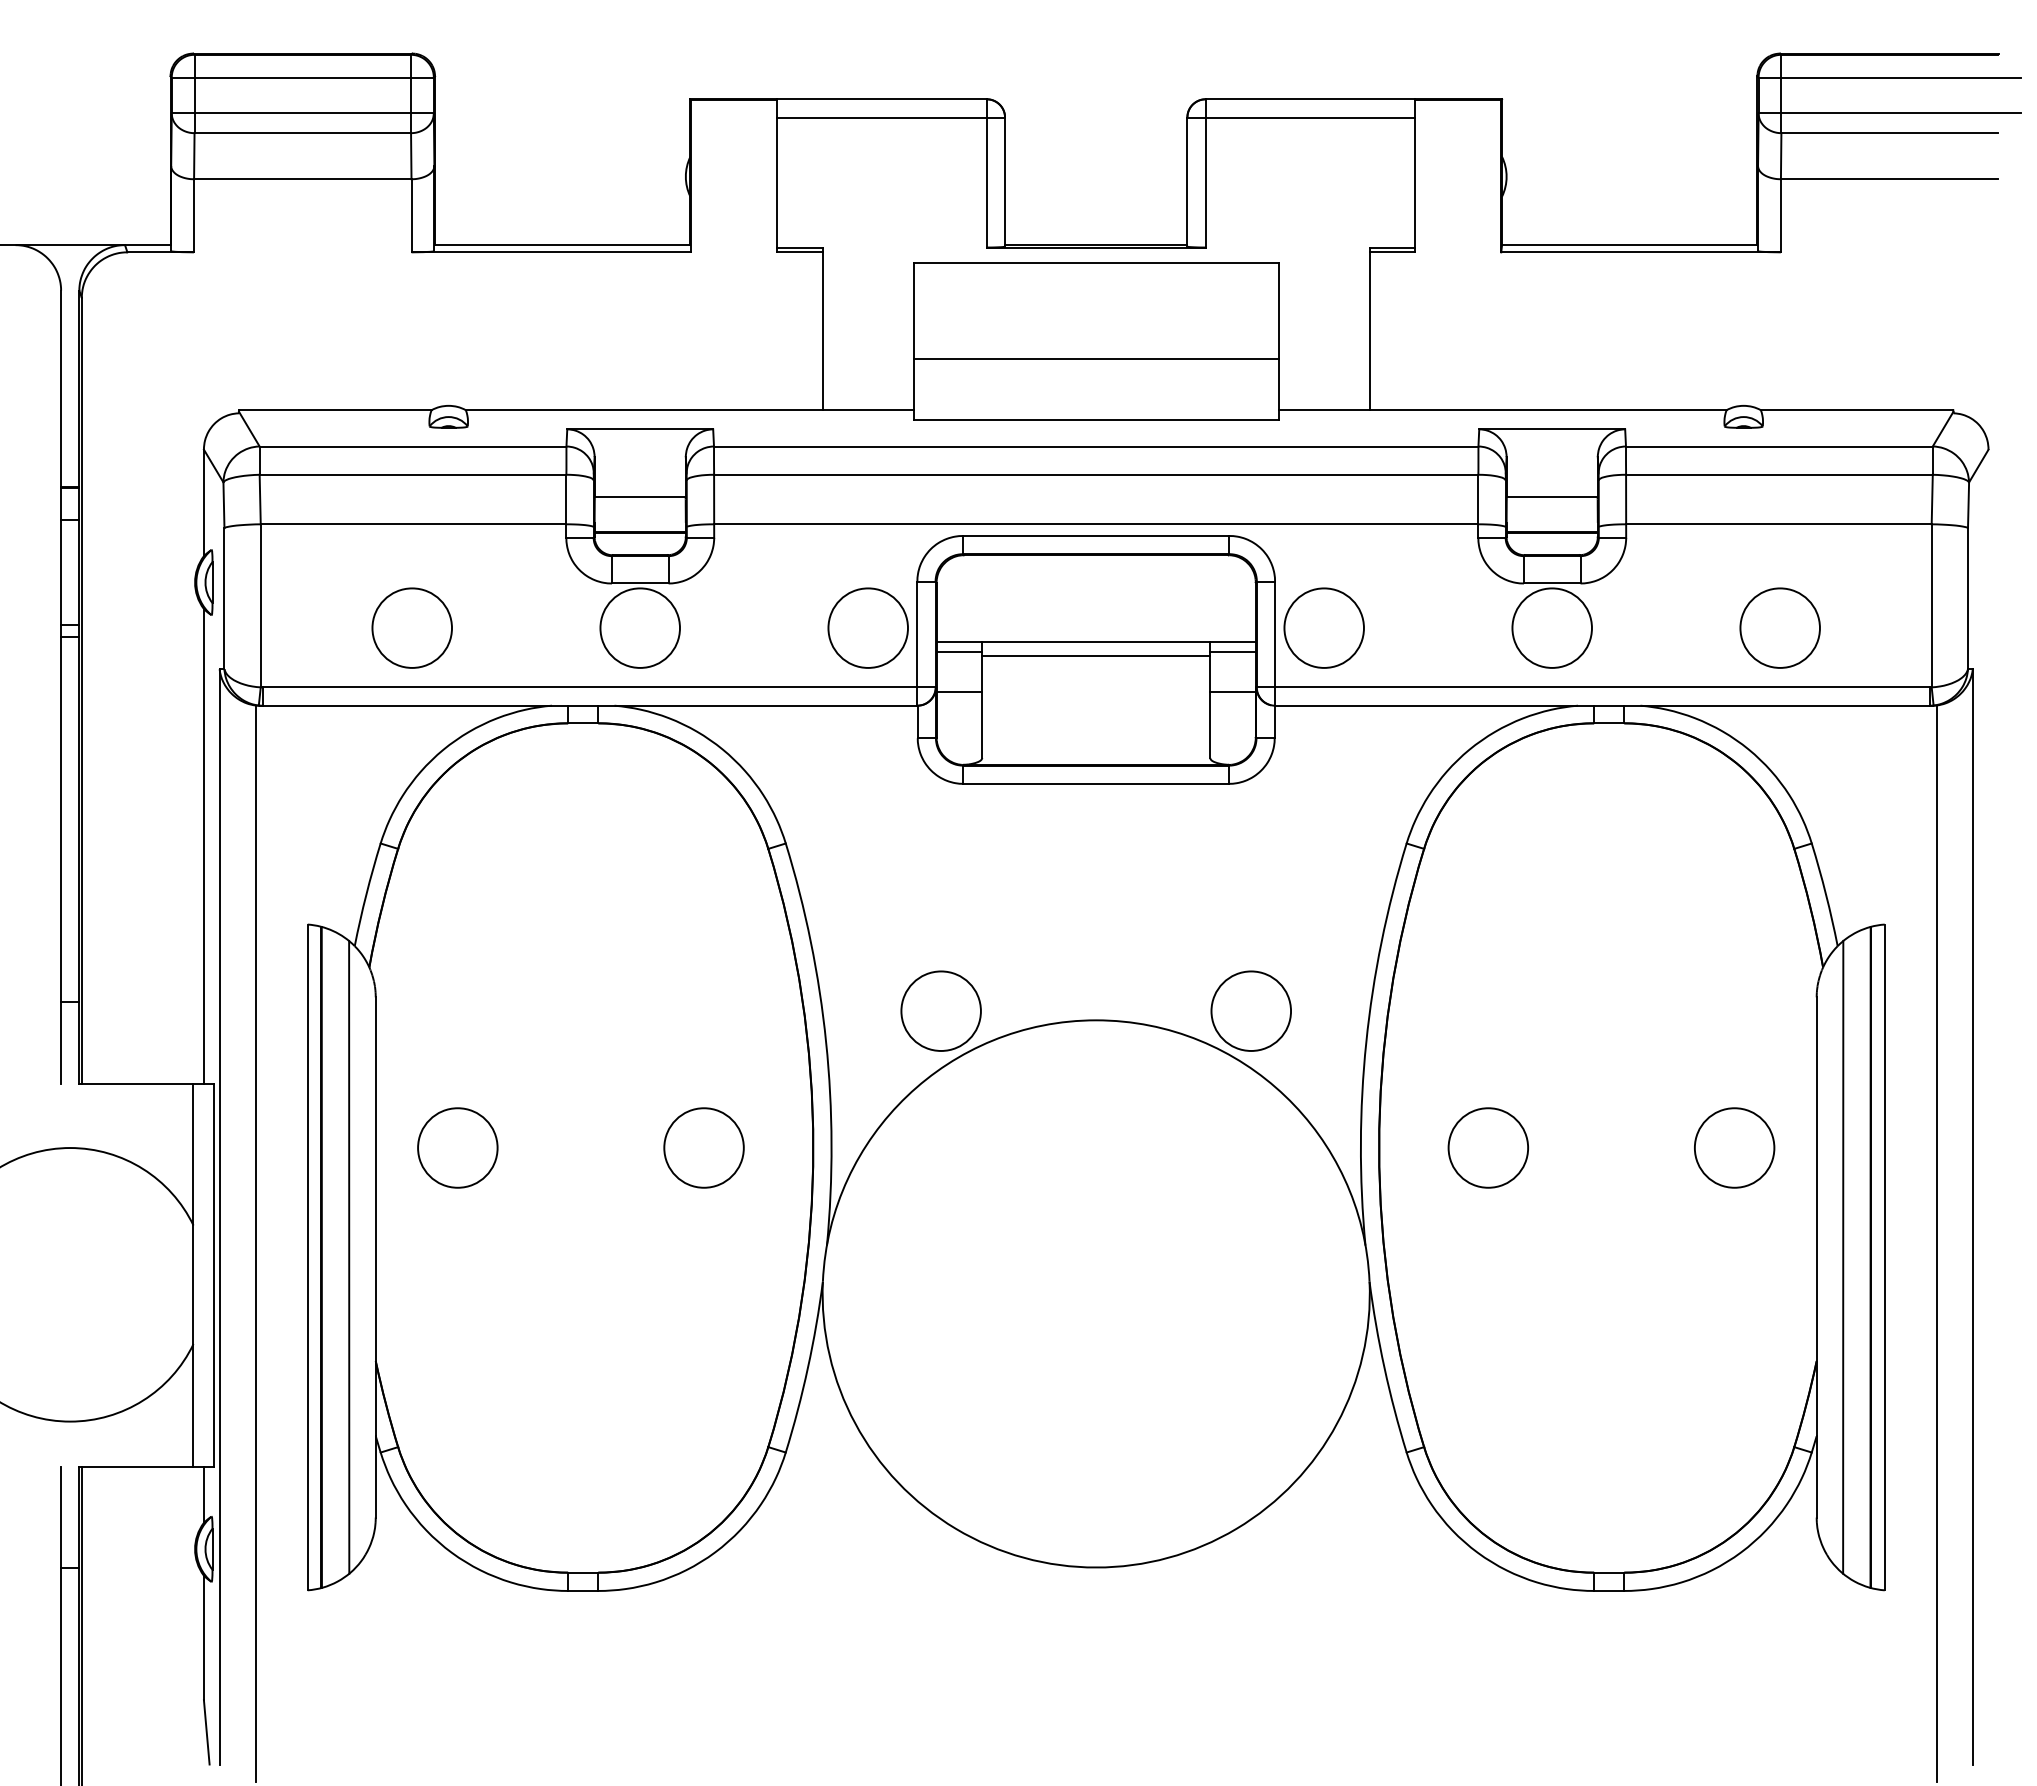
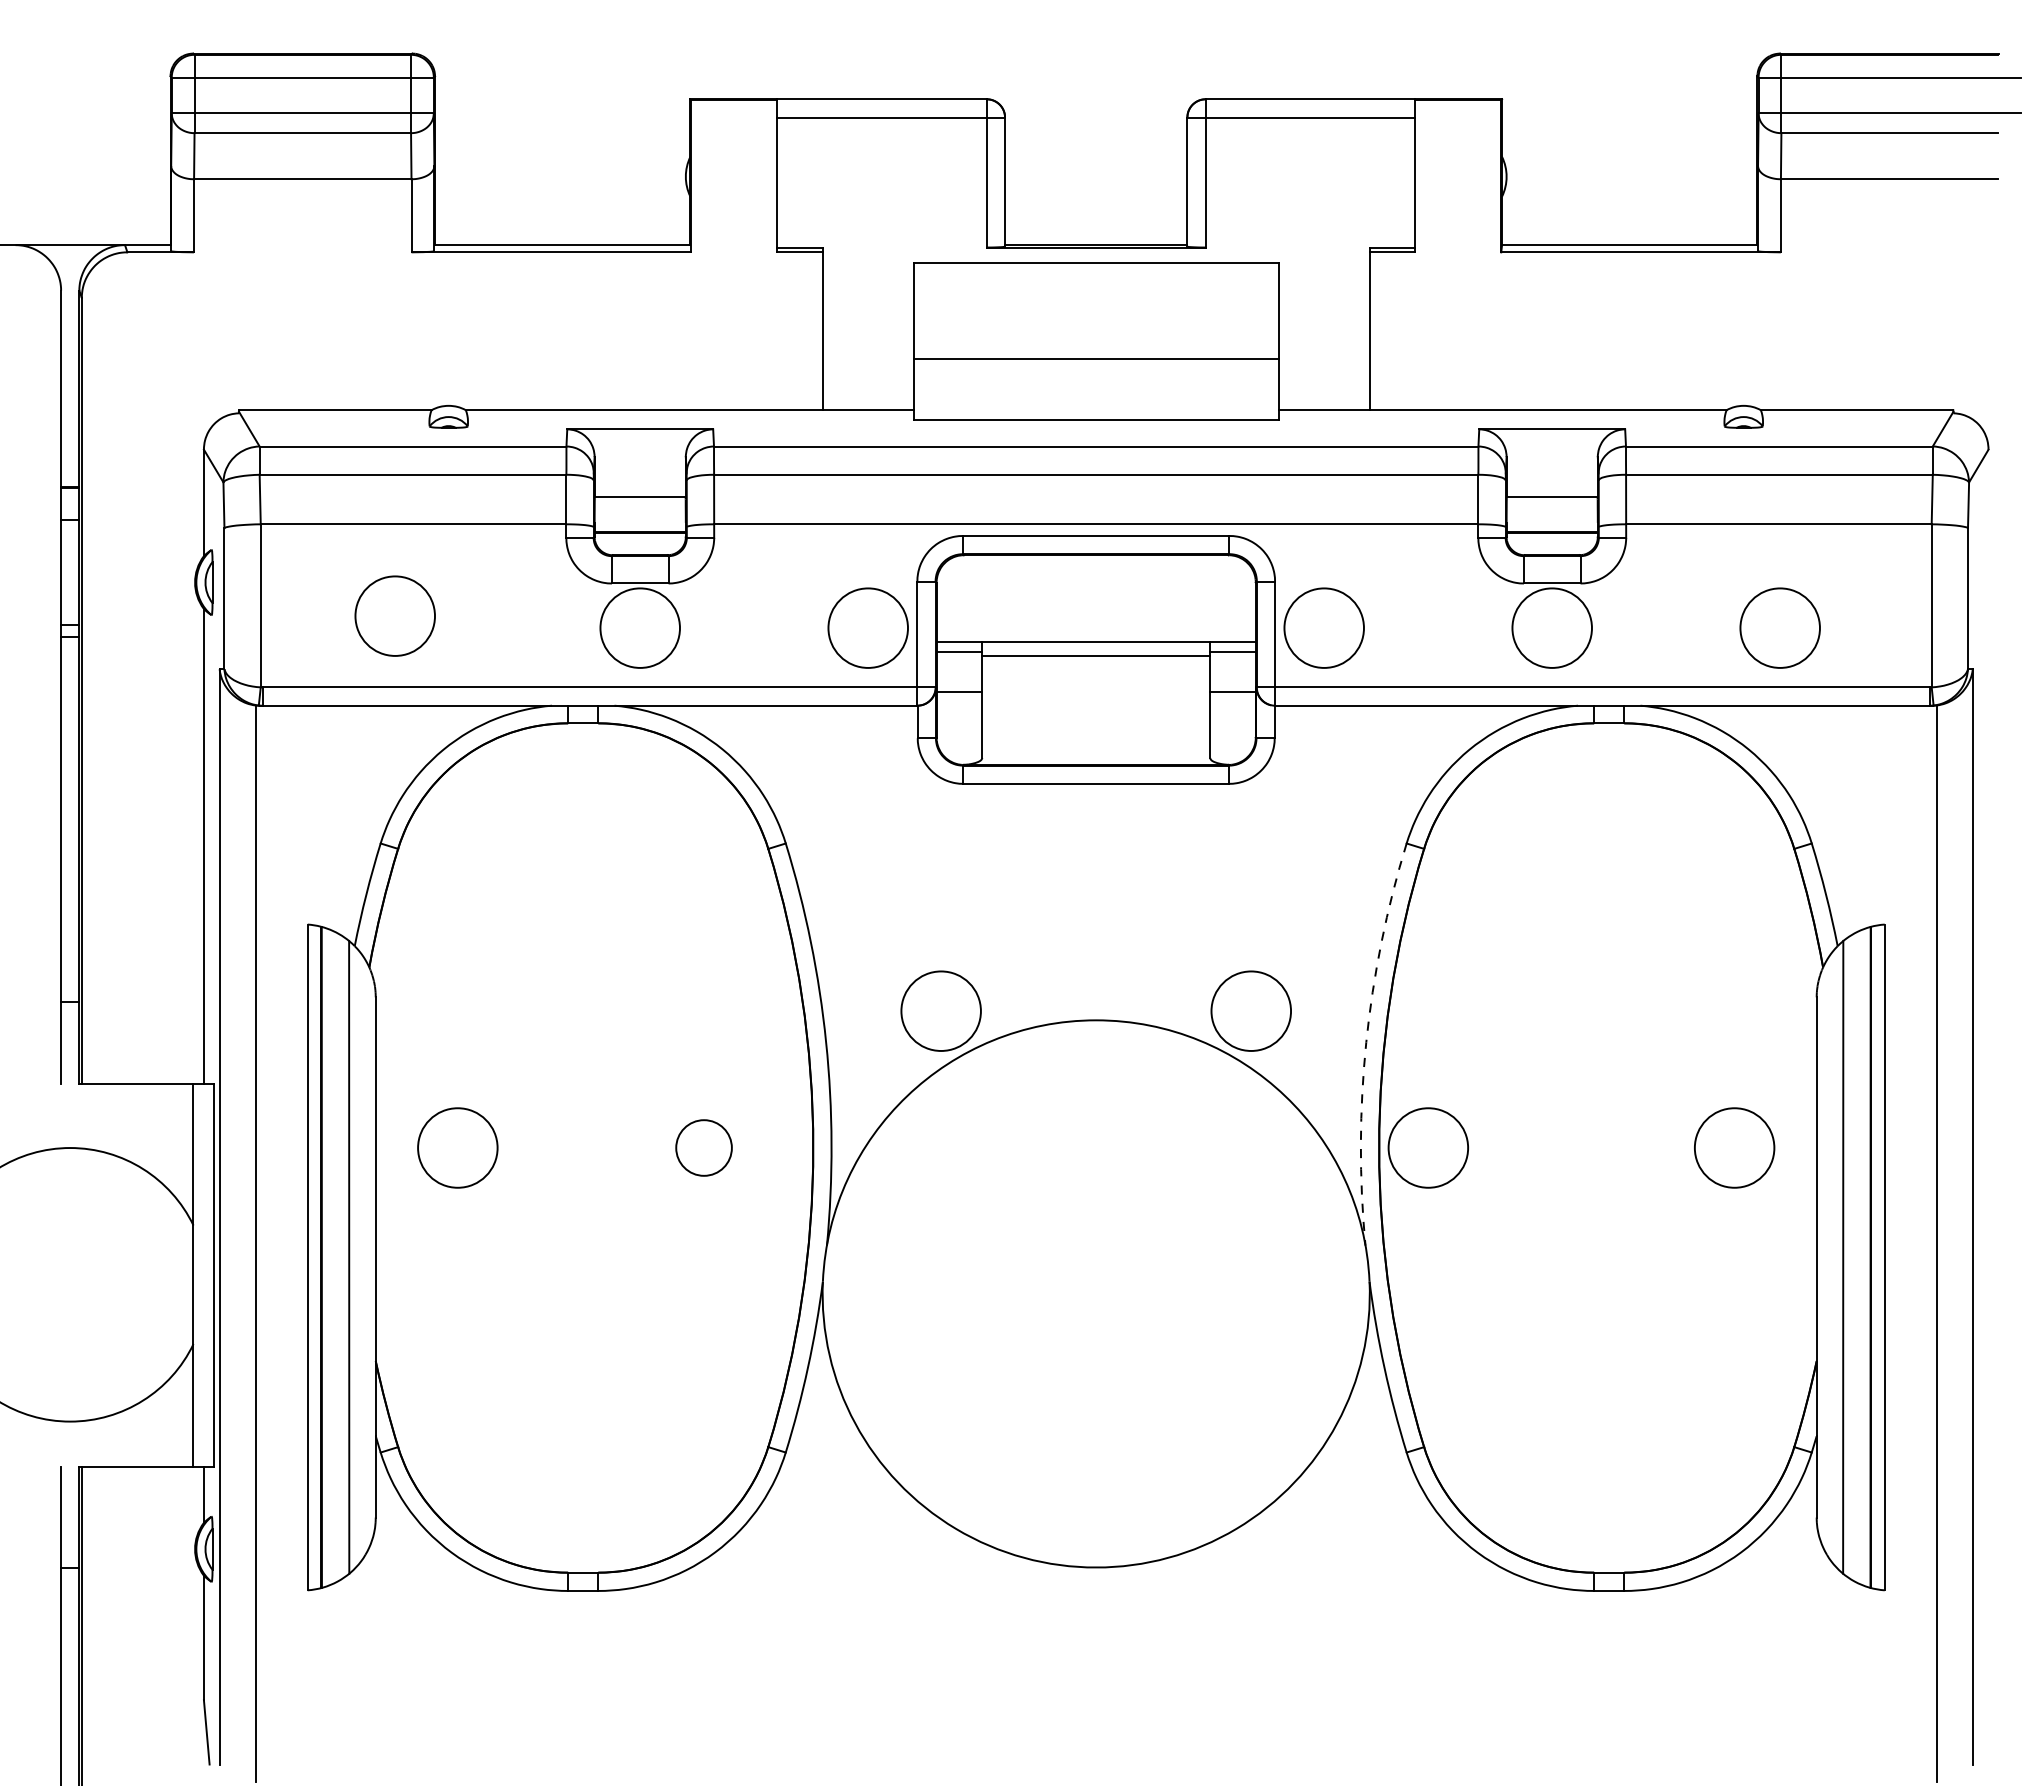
circle position: (411, 627) -> (394, 615) (394, 615)
arc: solid -> dashed (1366, 1042)
circle diameter: 80 px -> 56 px (703, 1147)
circle position: (1487, 1147) -> (1427, 1147) (1427, 1147)
